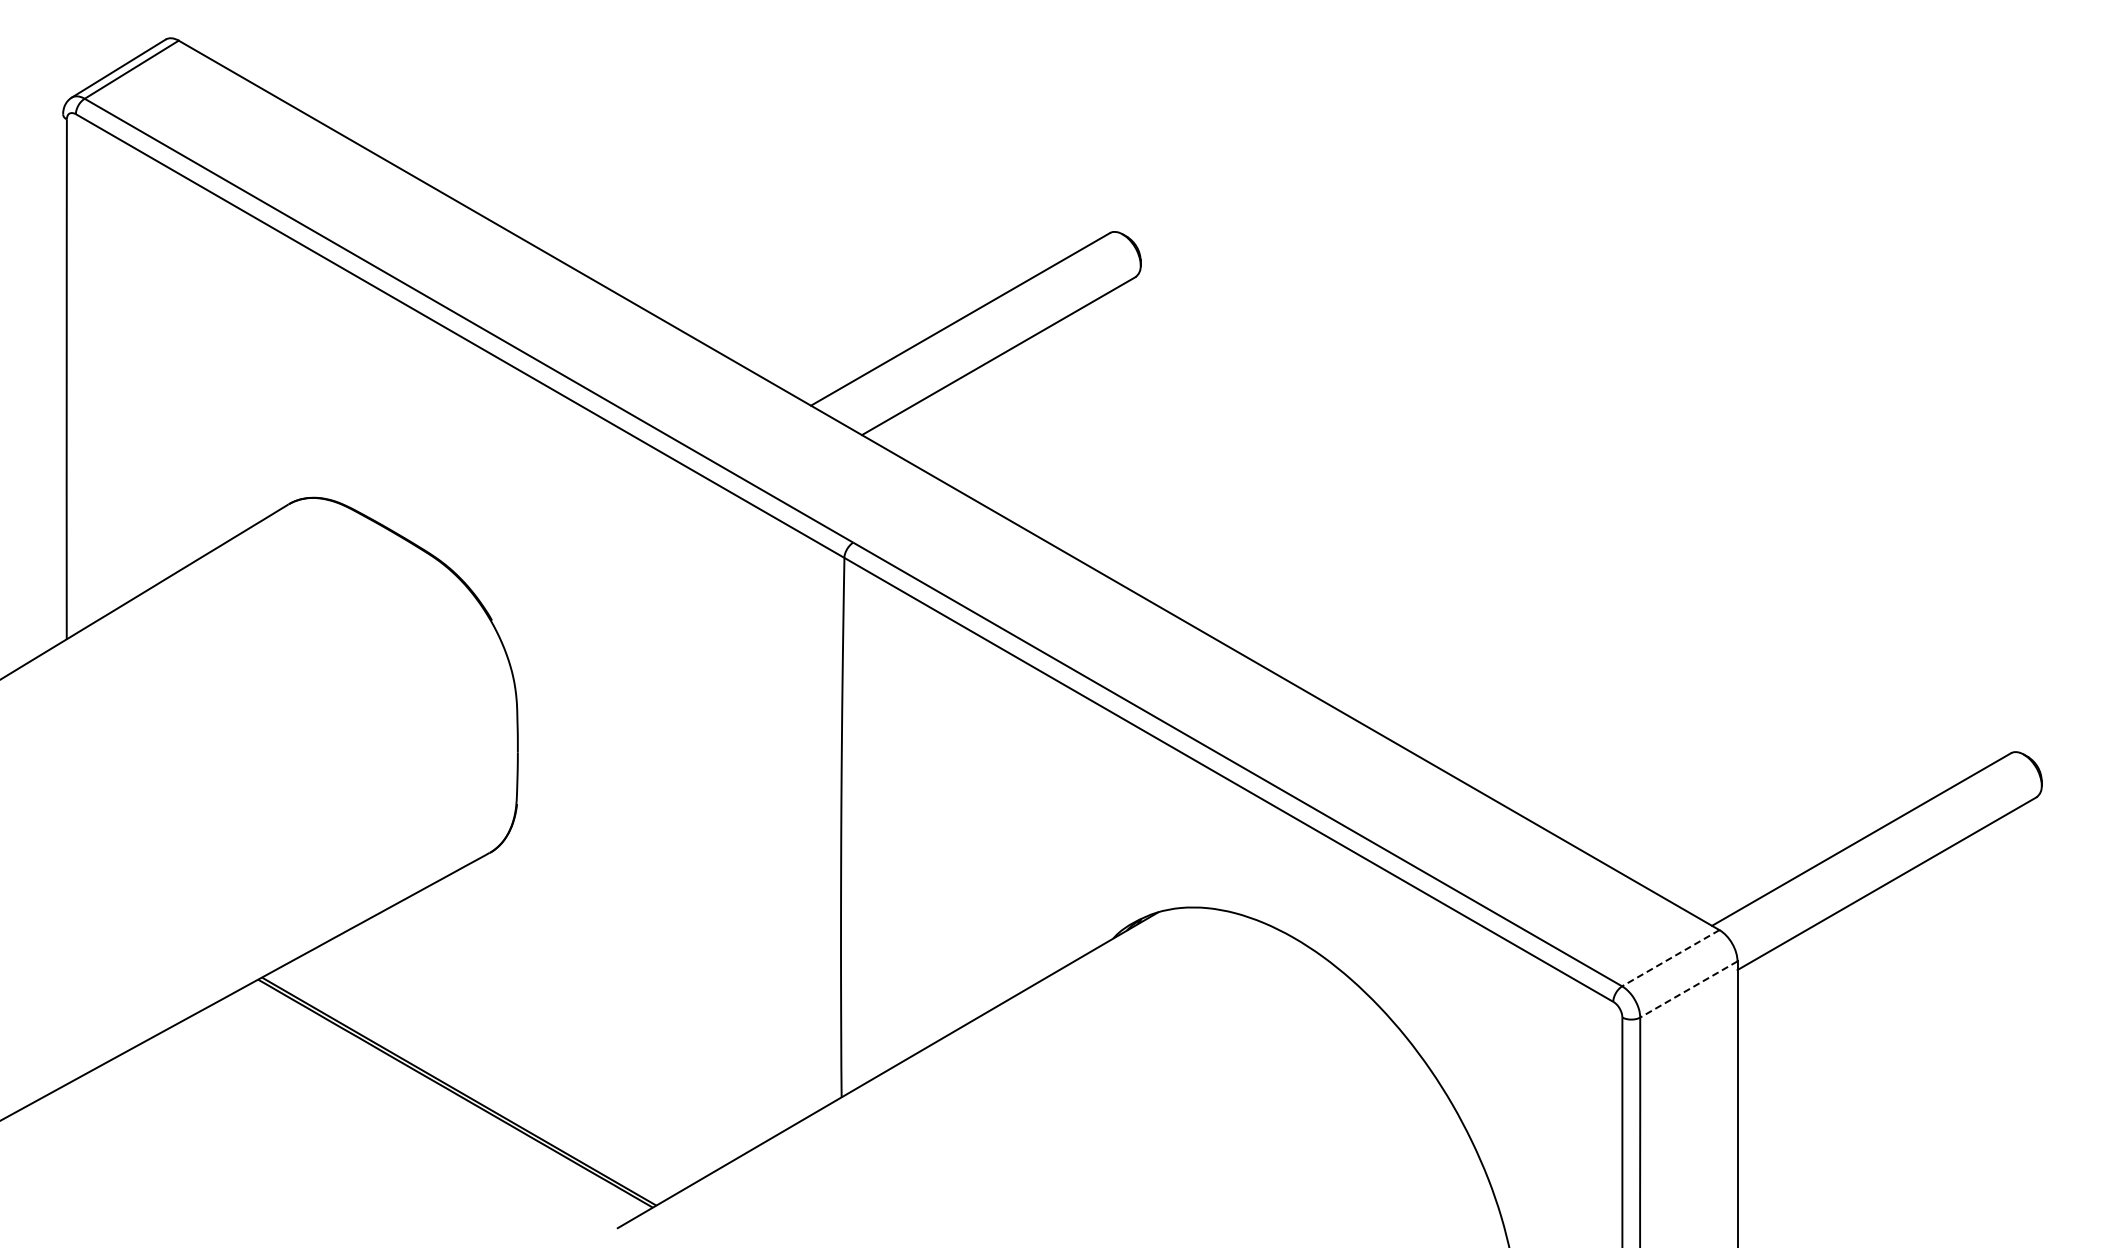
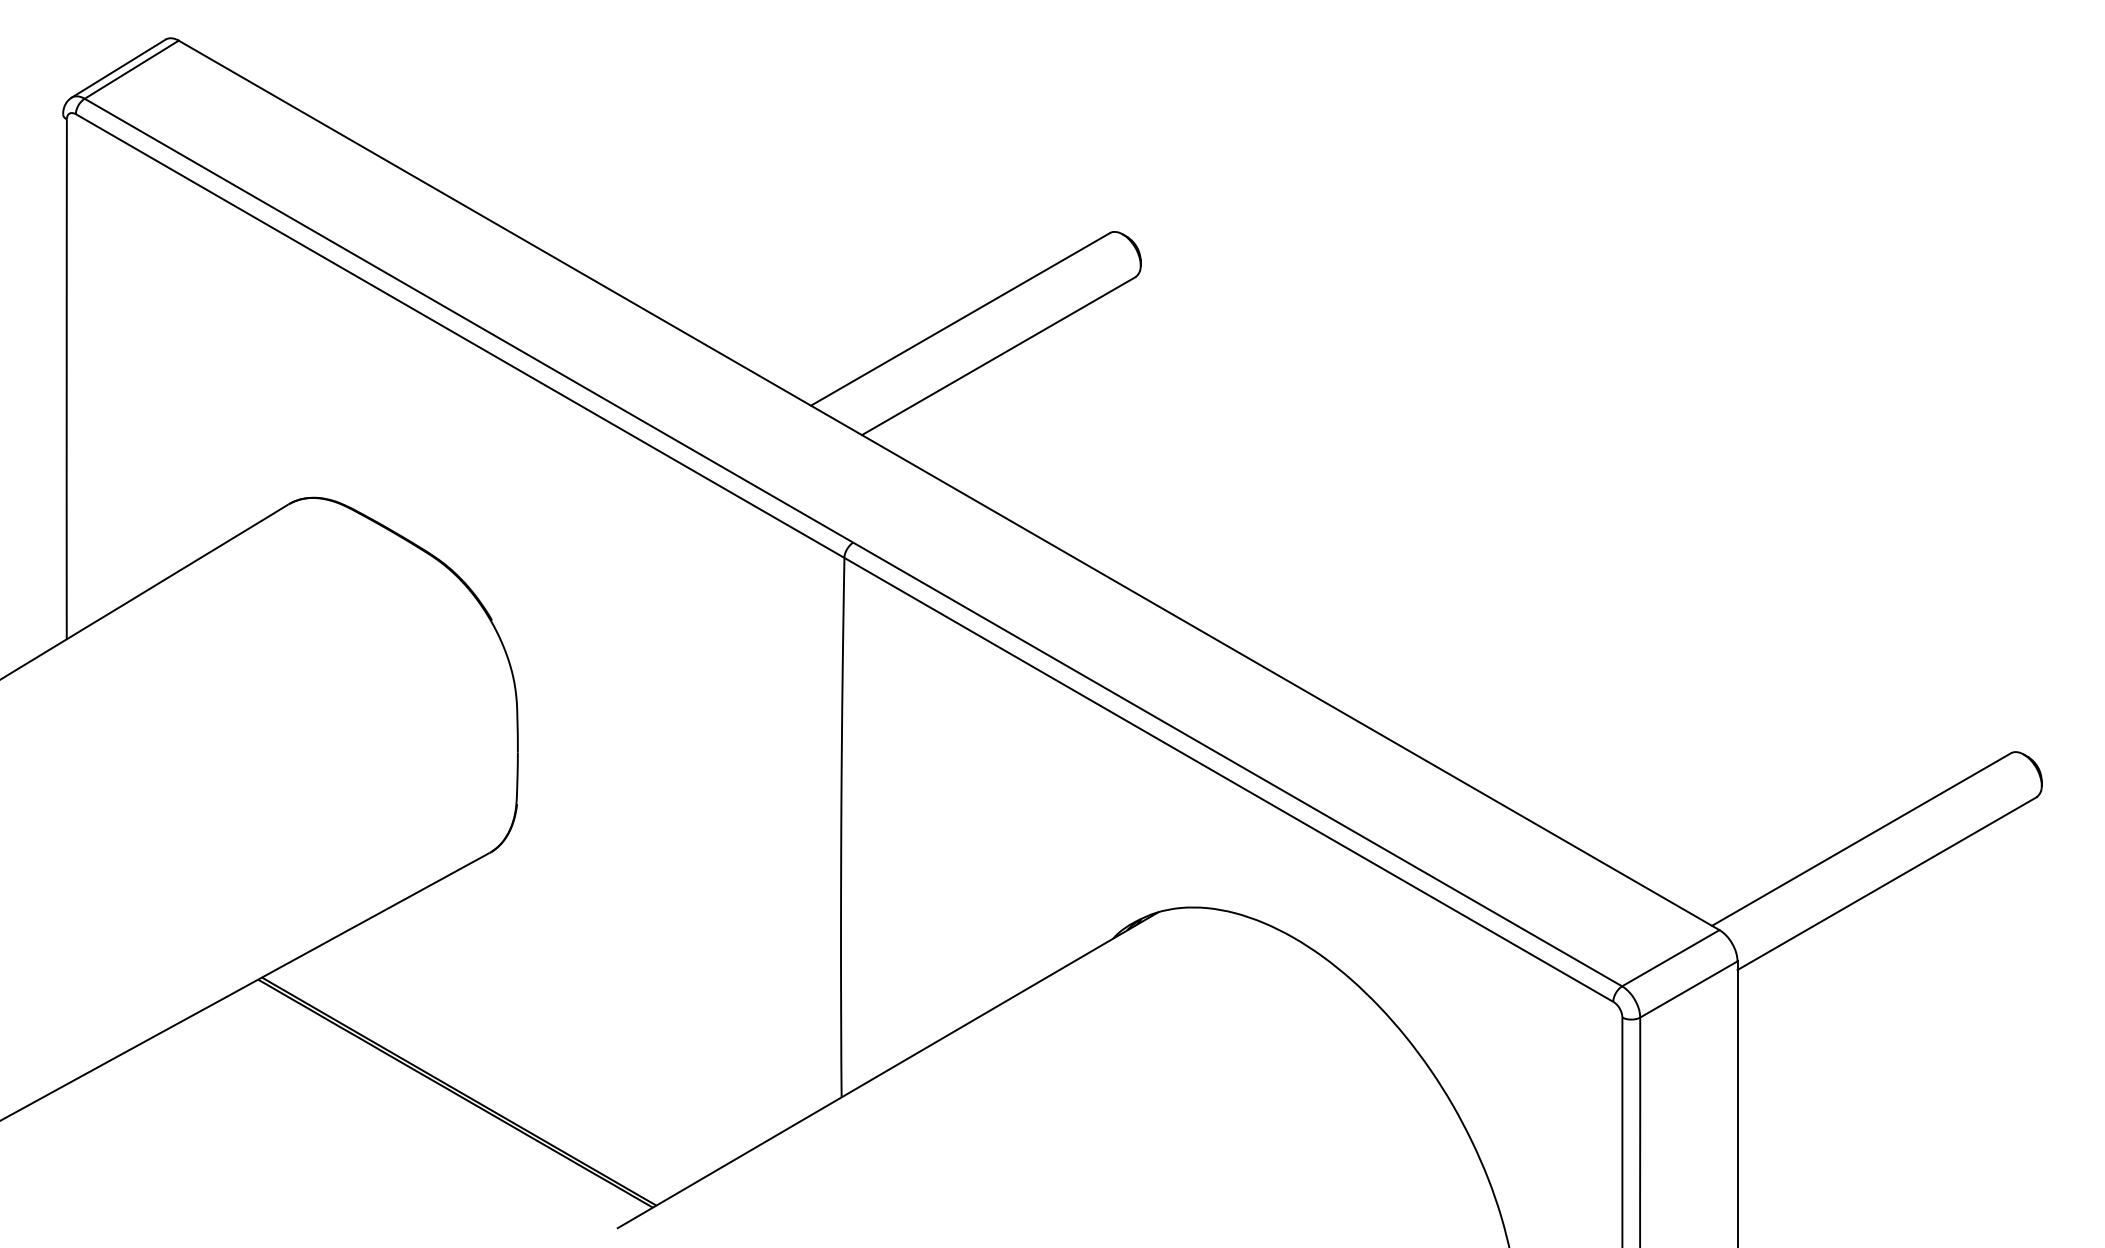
line: dashed -> solid (1670, 958)
line: dashed -> solid (1688, 989)
